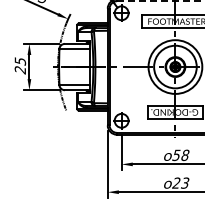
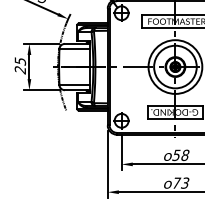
line: dashed -> solid (160, 1)
text: 23 -> 73 (176, 182)
